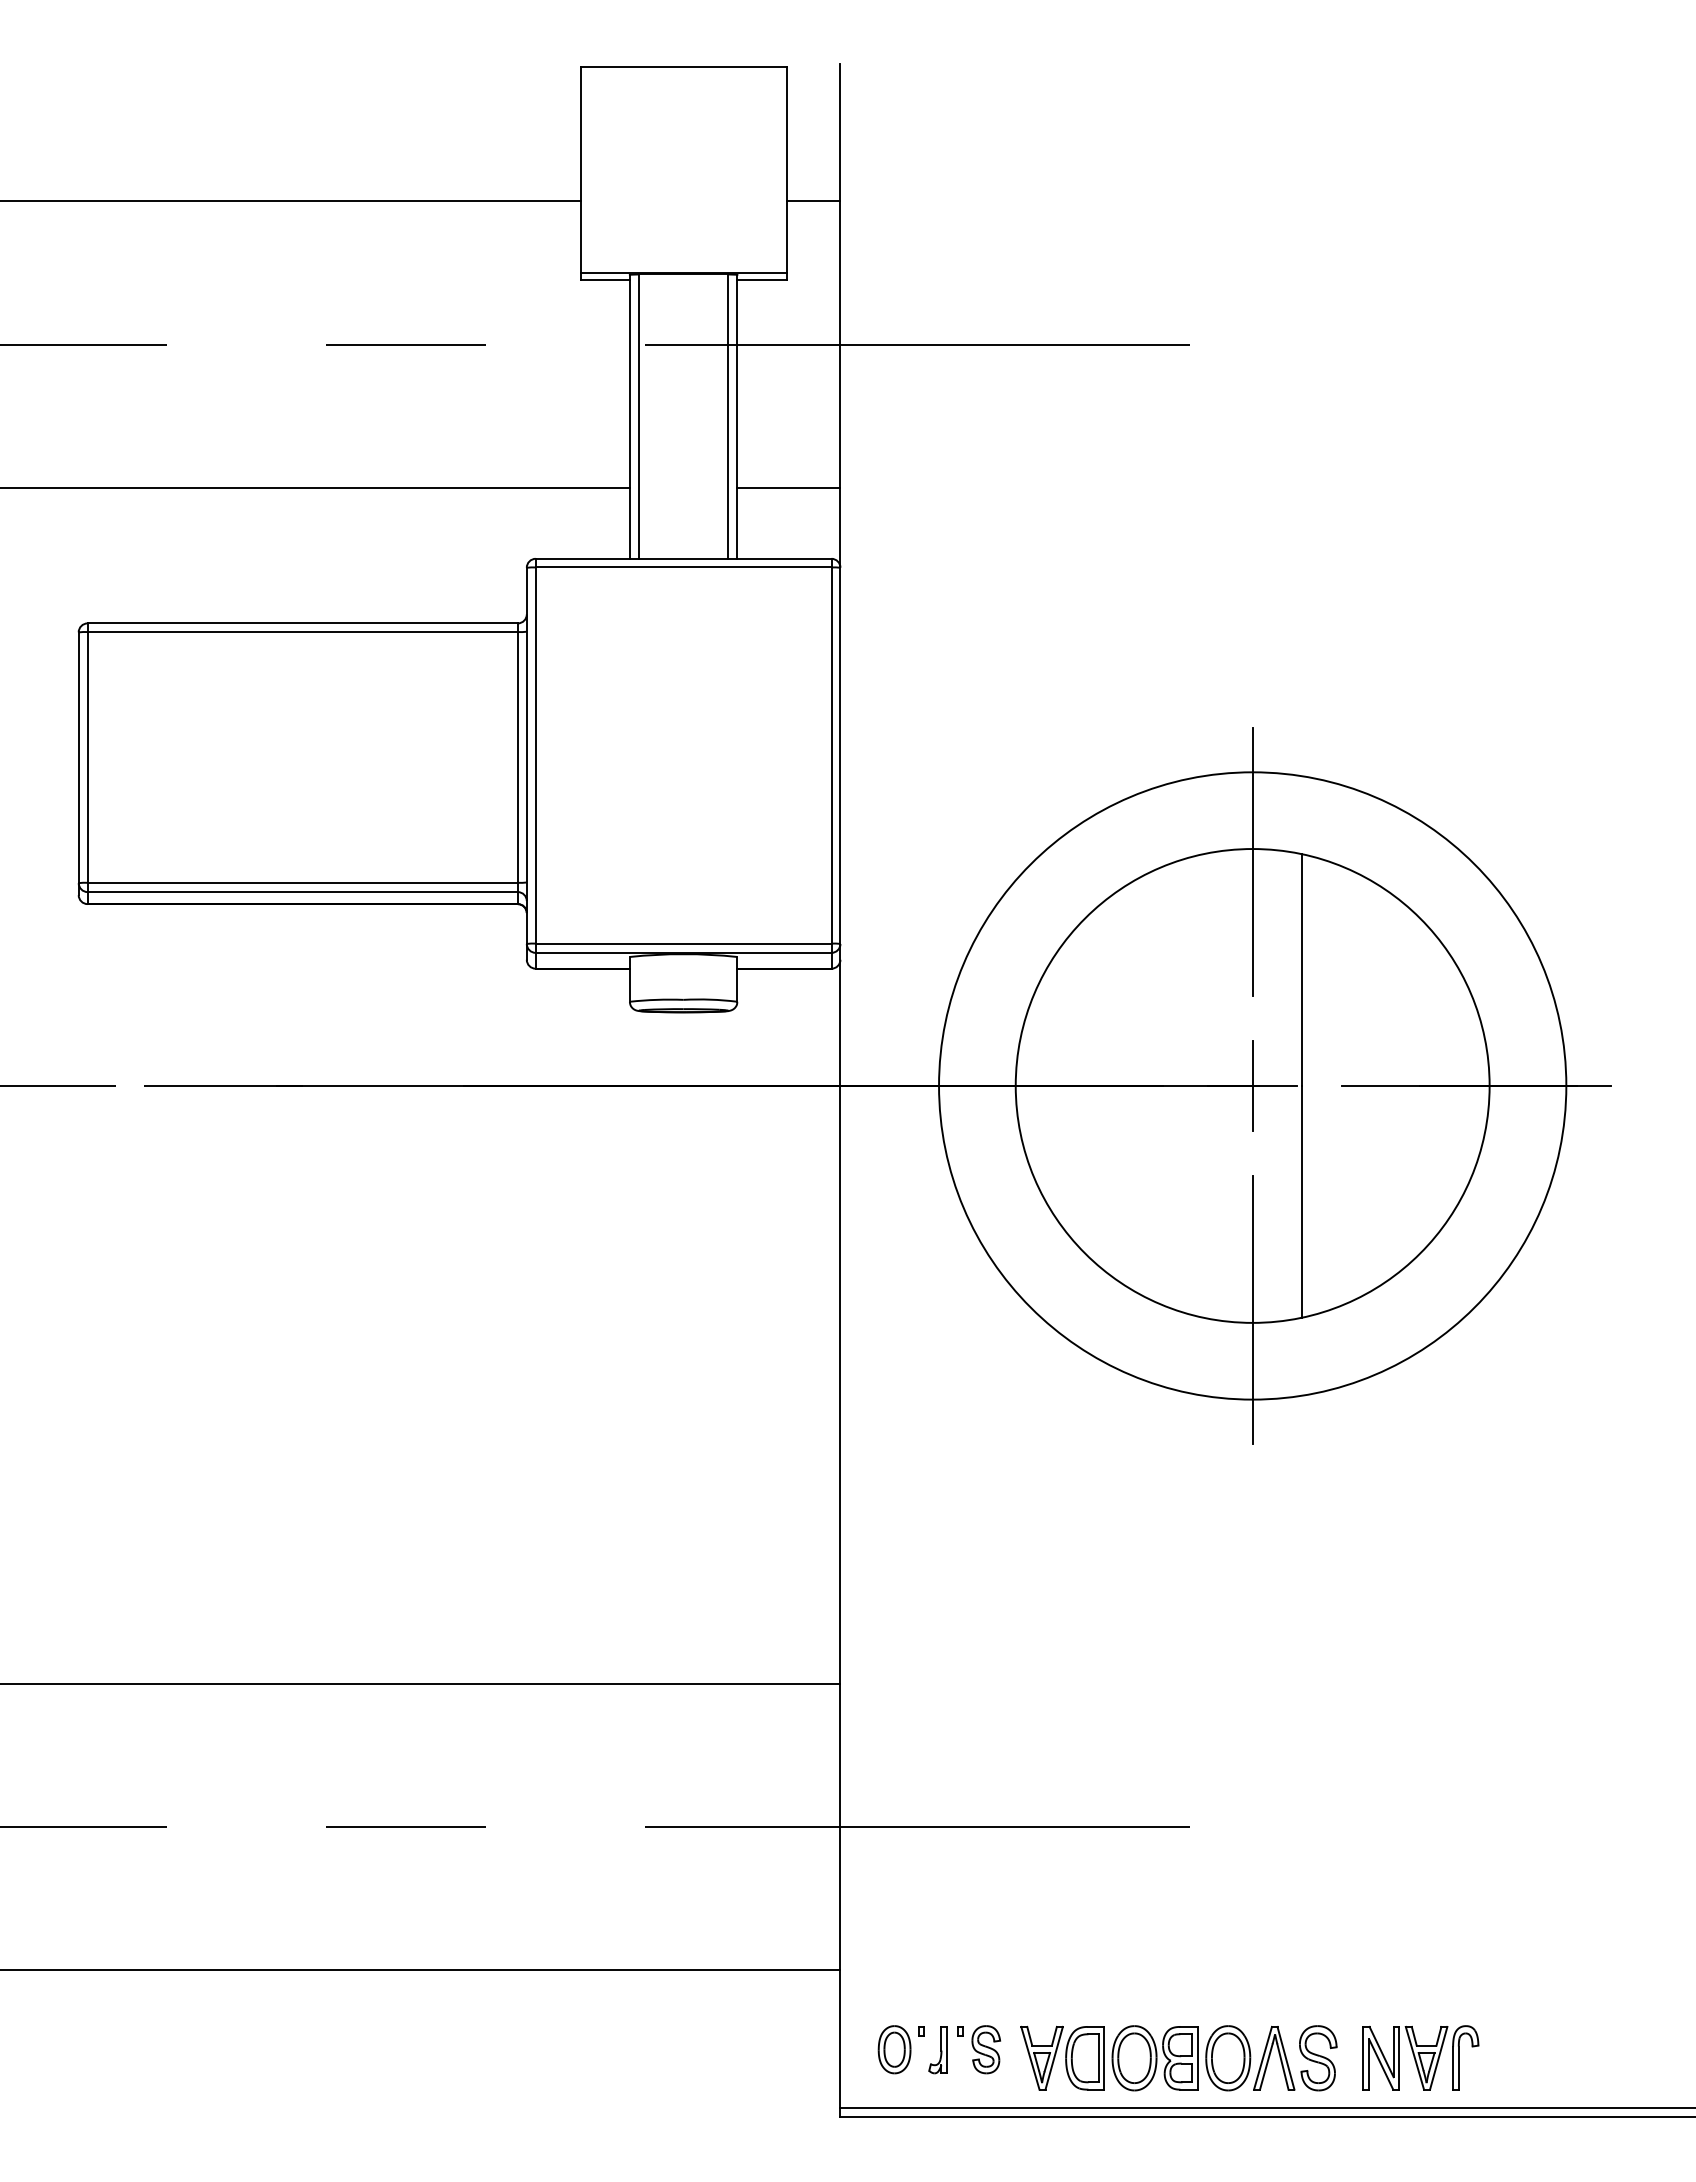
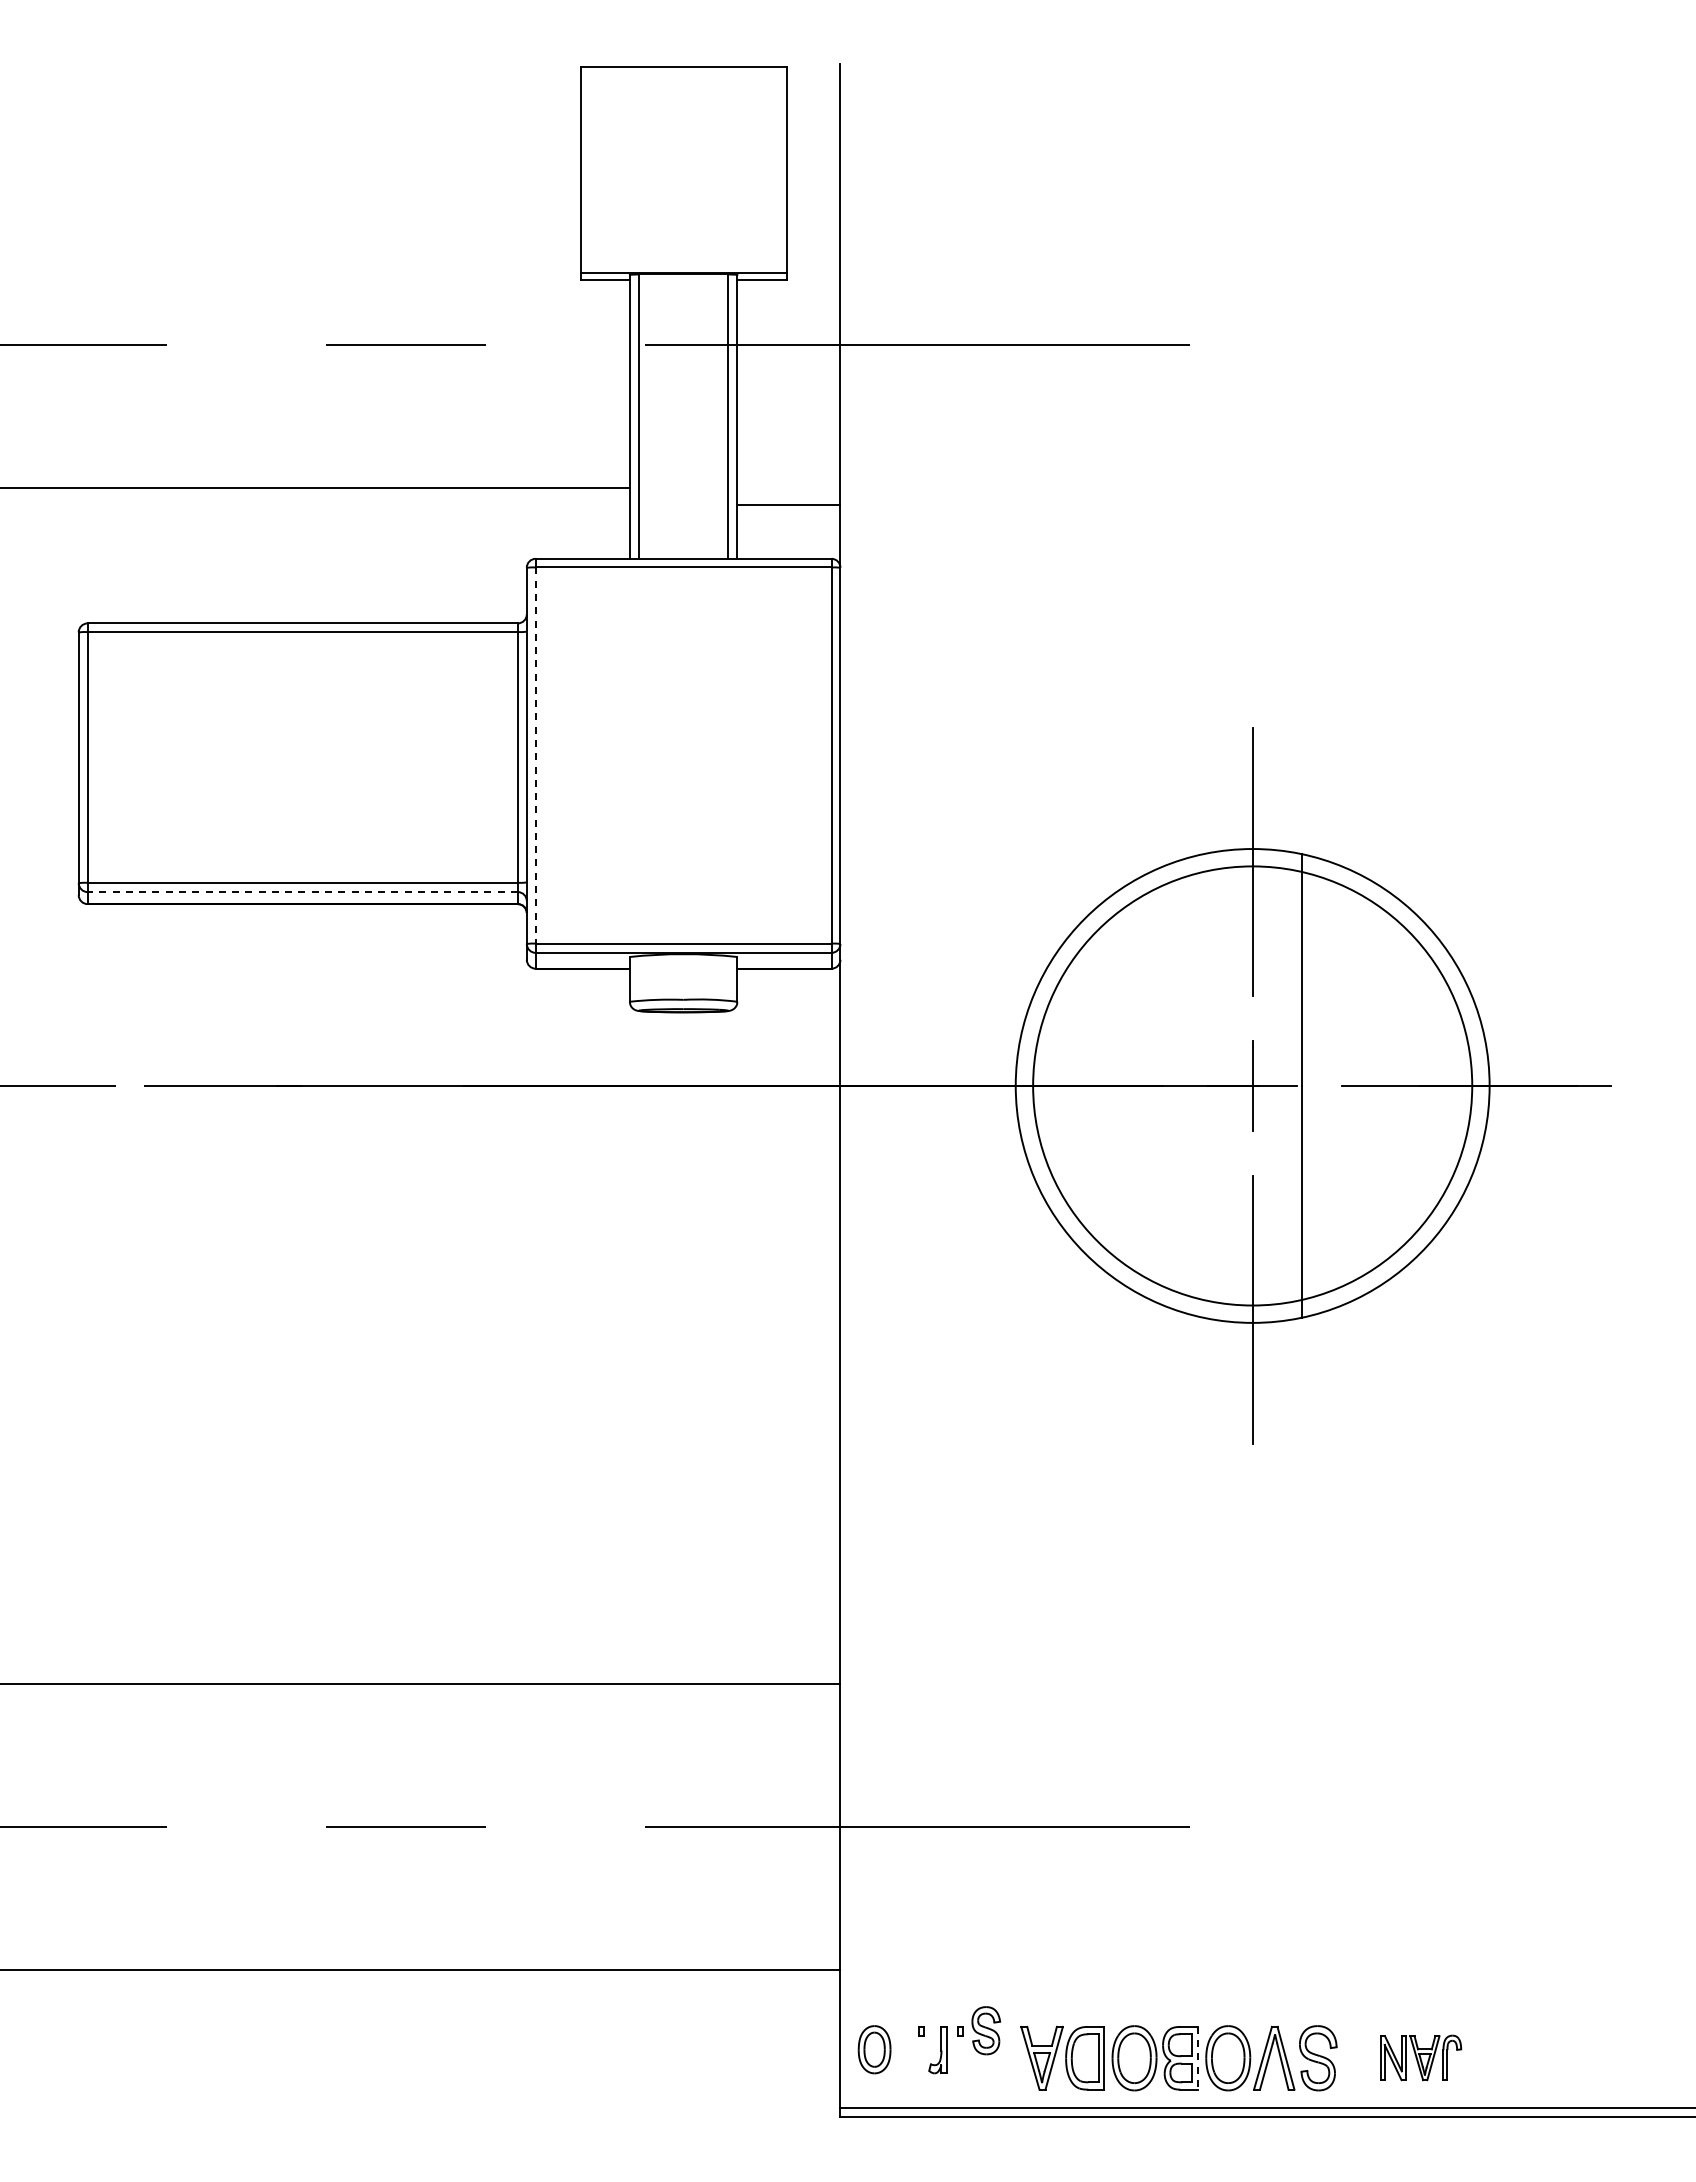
line: present -> none (291, 201)
line: present -> none (813, 201)
line position: (788, 488) -> (788, 505) (788, 505)
line: solid -> dashed (535, 756)
line: solid -> dashed (302, 892)
circle diameter: 627 px -> 439 px (1252, 1085)
part position: (894, 2049) -> (874, 2049) (874, 2049)
part position: (985, 2049) -> (985, 2030) (985, 2030)
part size: 118x66 px -> 83x48 px (1421, 2057)
line: solid -> dashed (1198, 2058)
